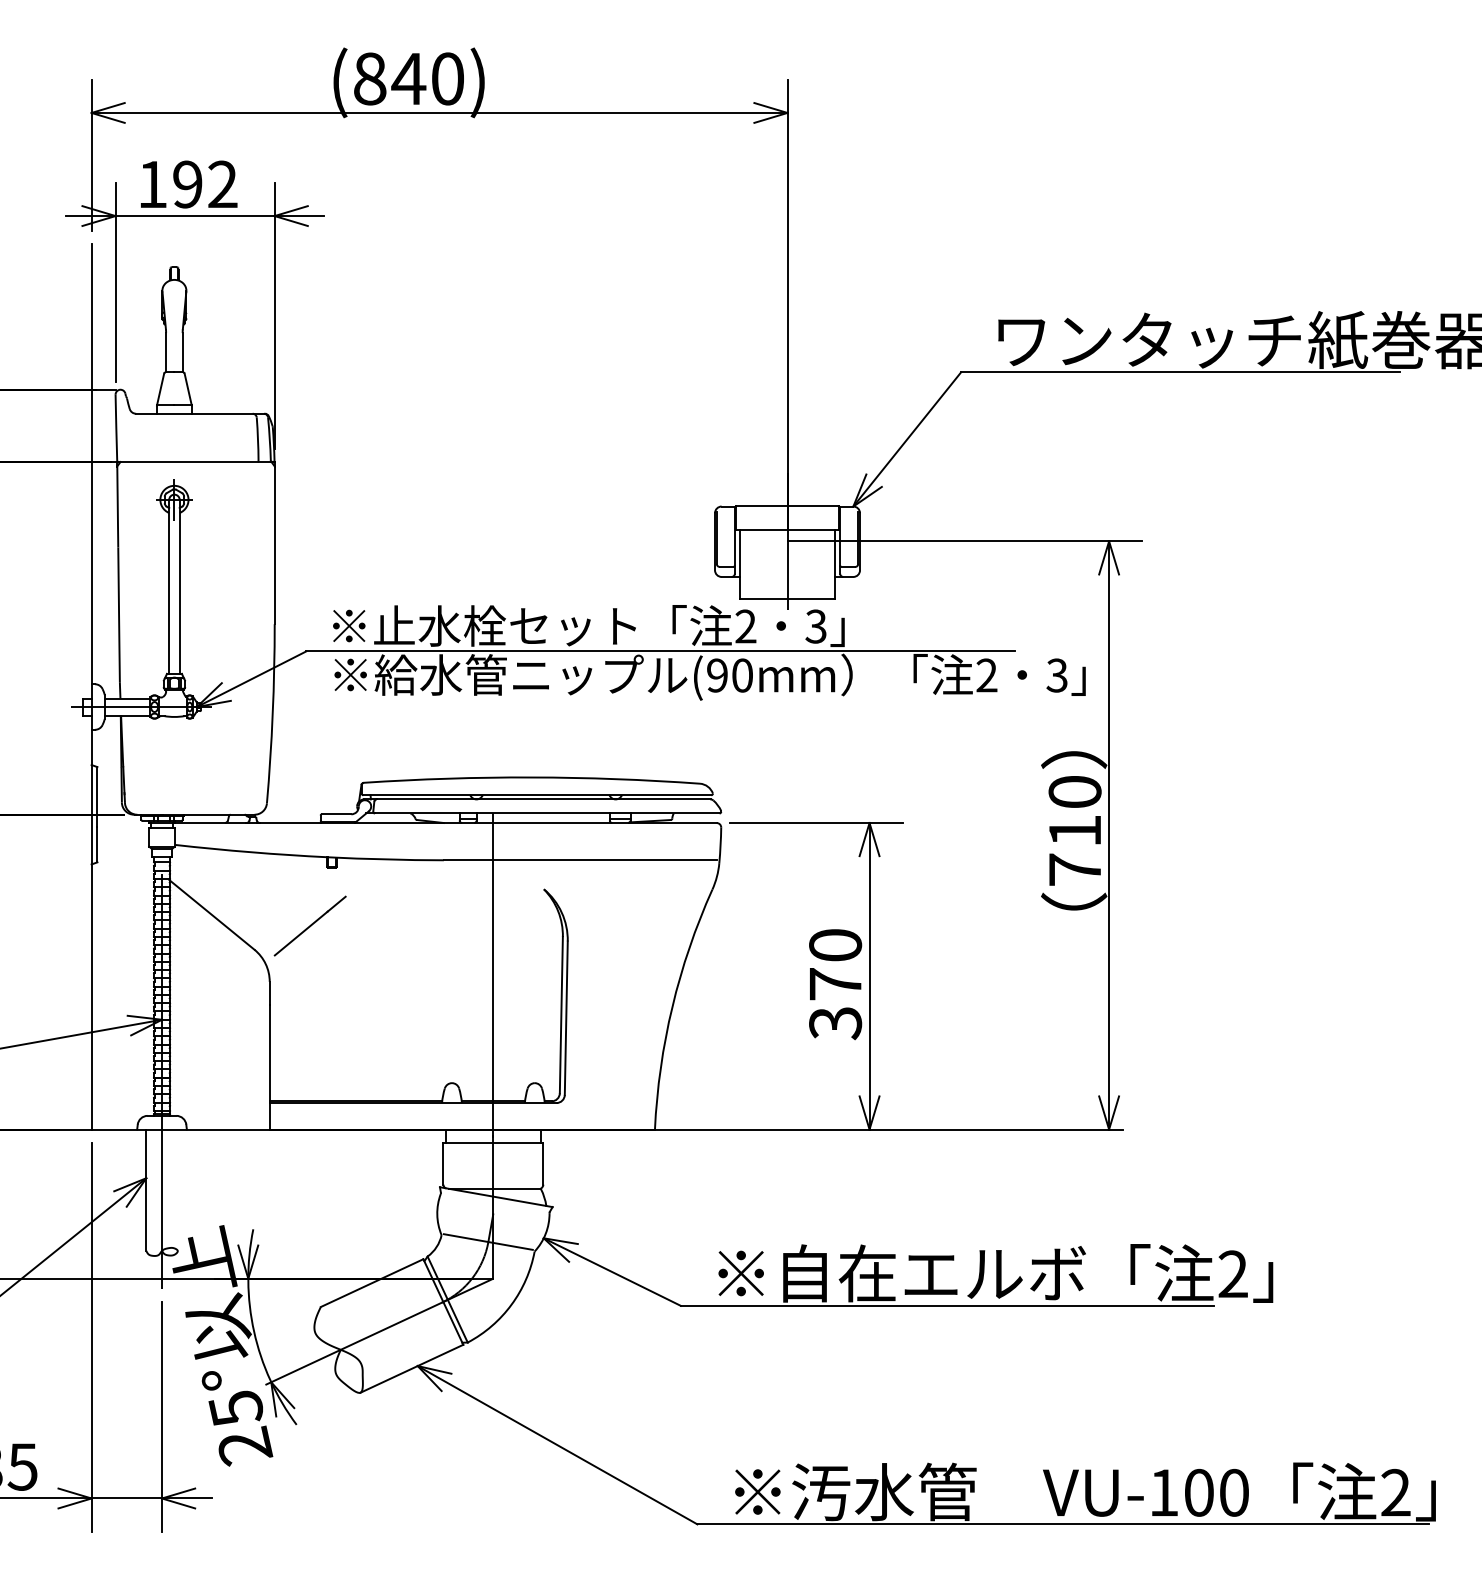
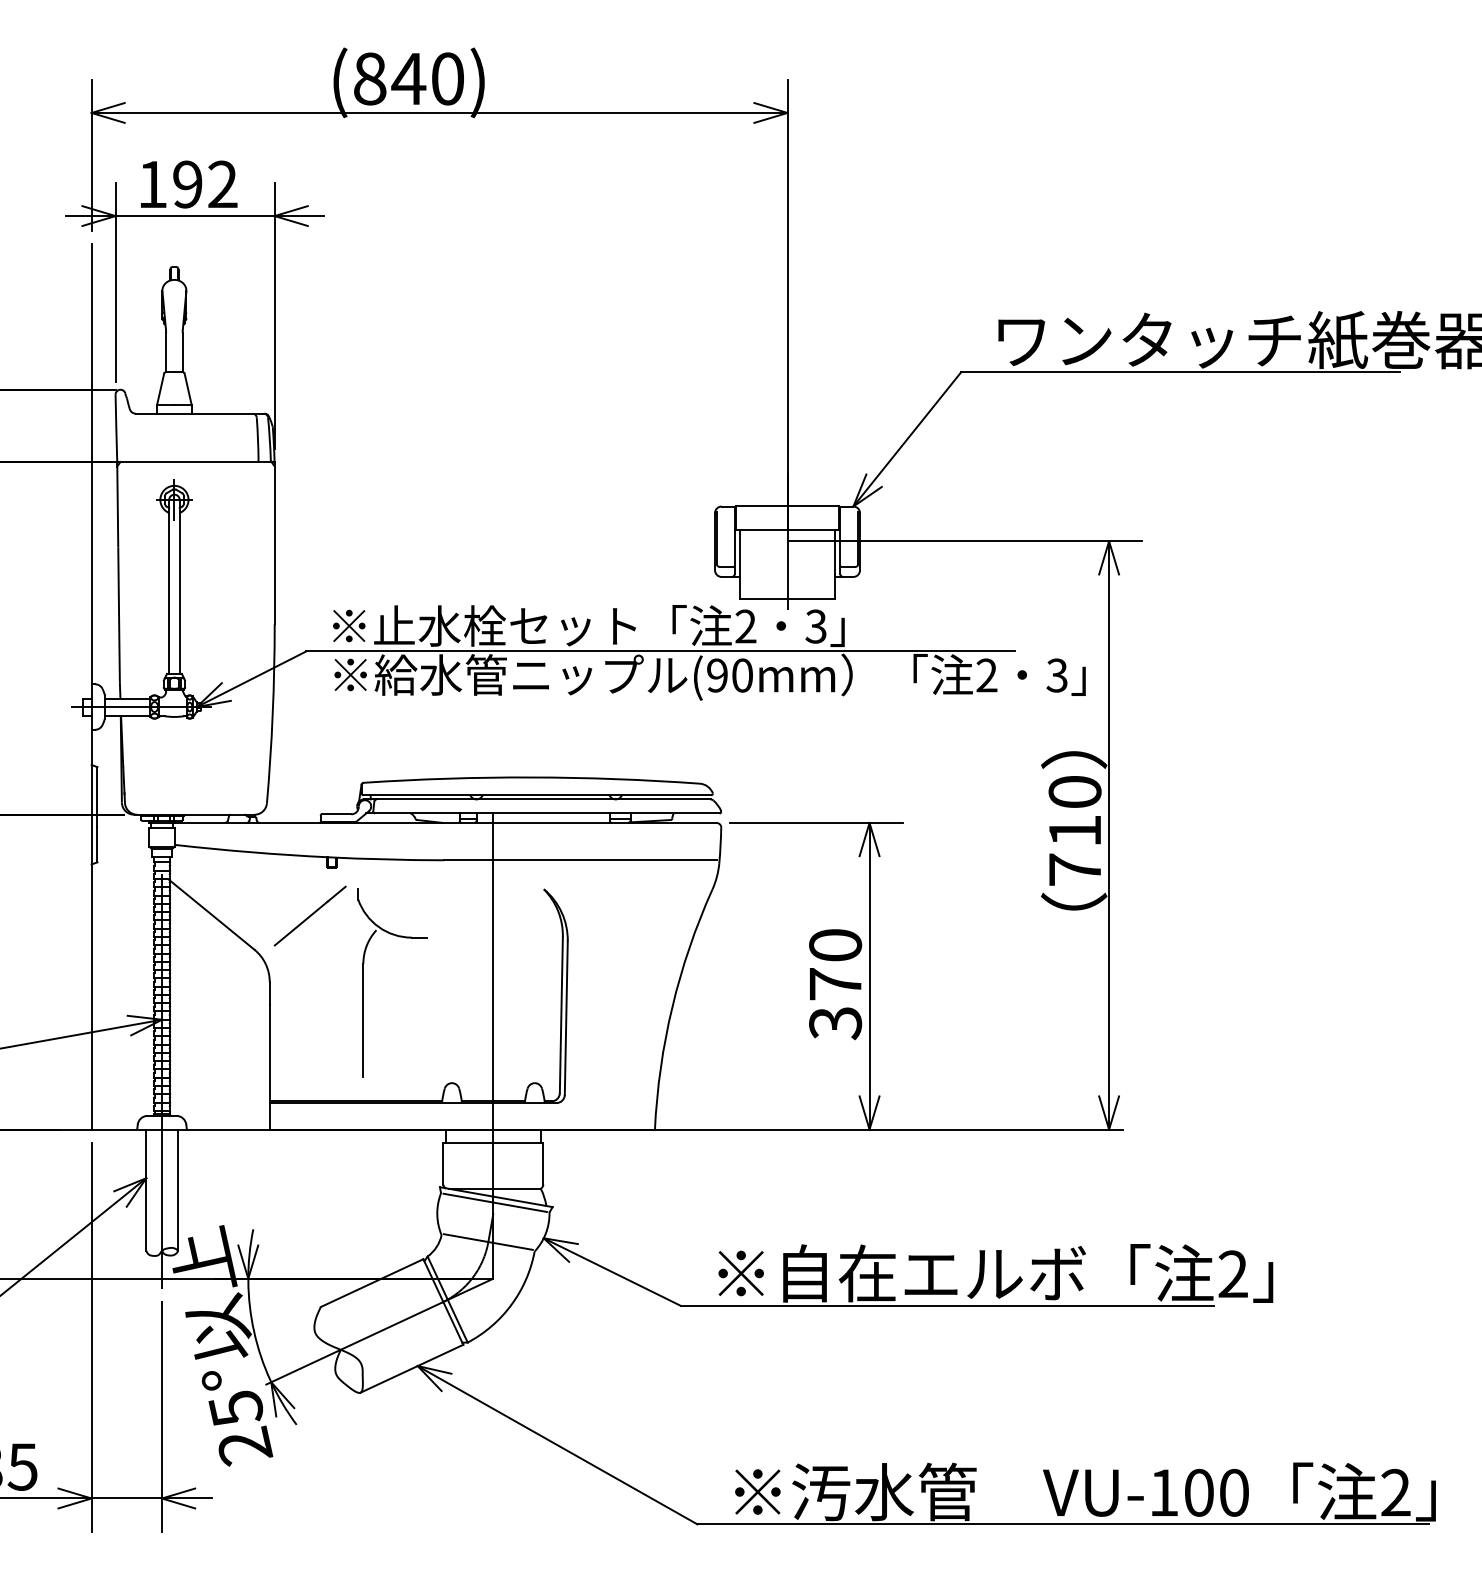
line position: (309, 925) -> (309, 915) (309, 915)
part: none -> present (363, 982)
line: none -> present (177, 1189)
line: none -> present (494, 1202)
